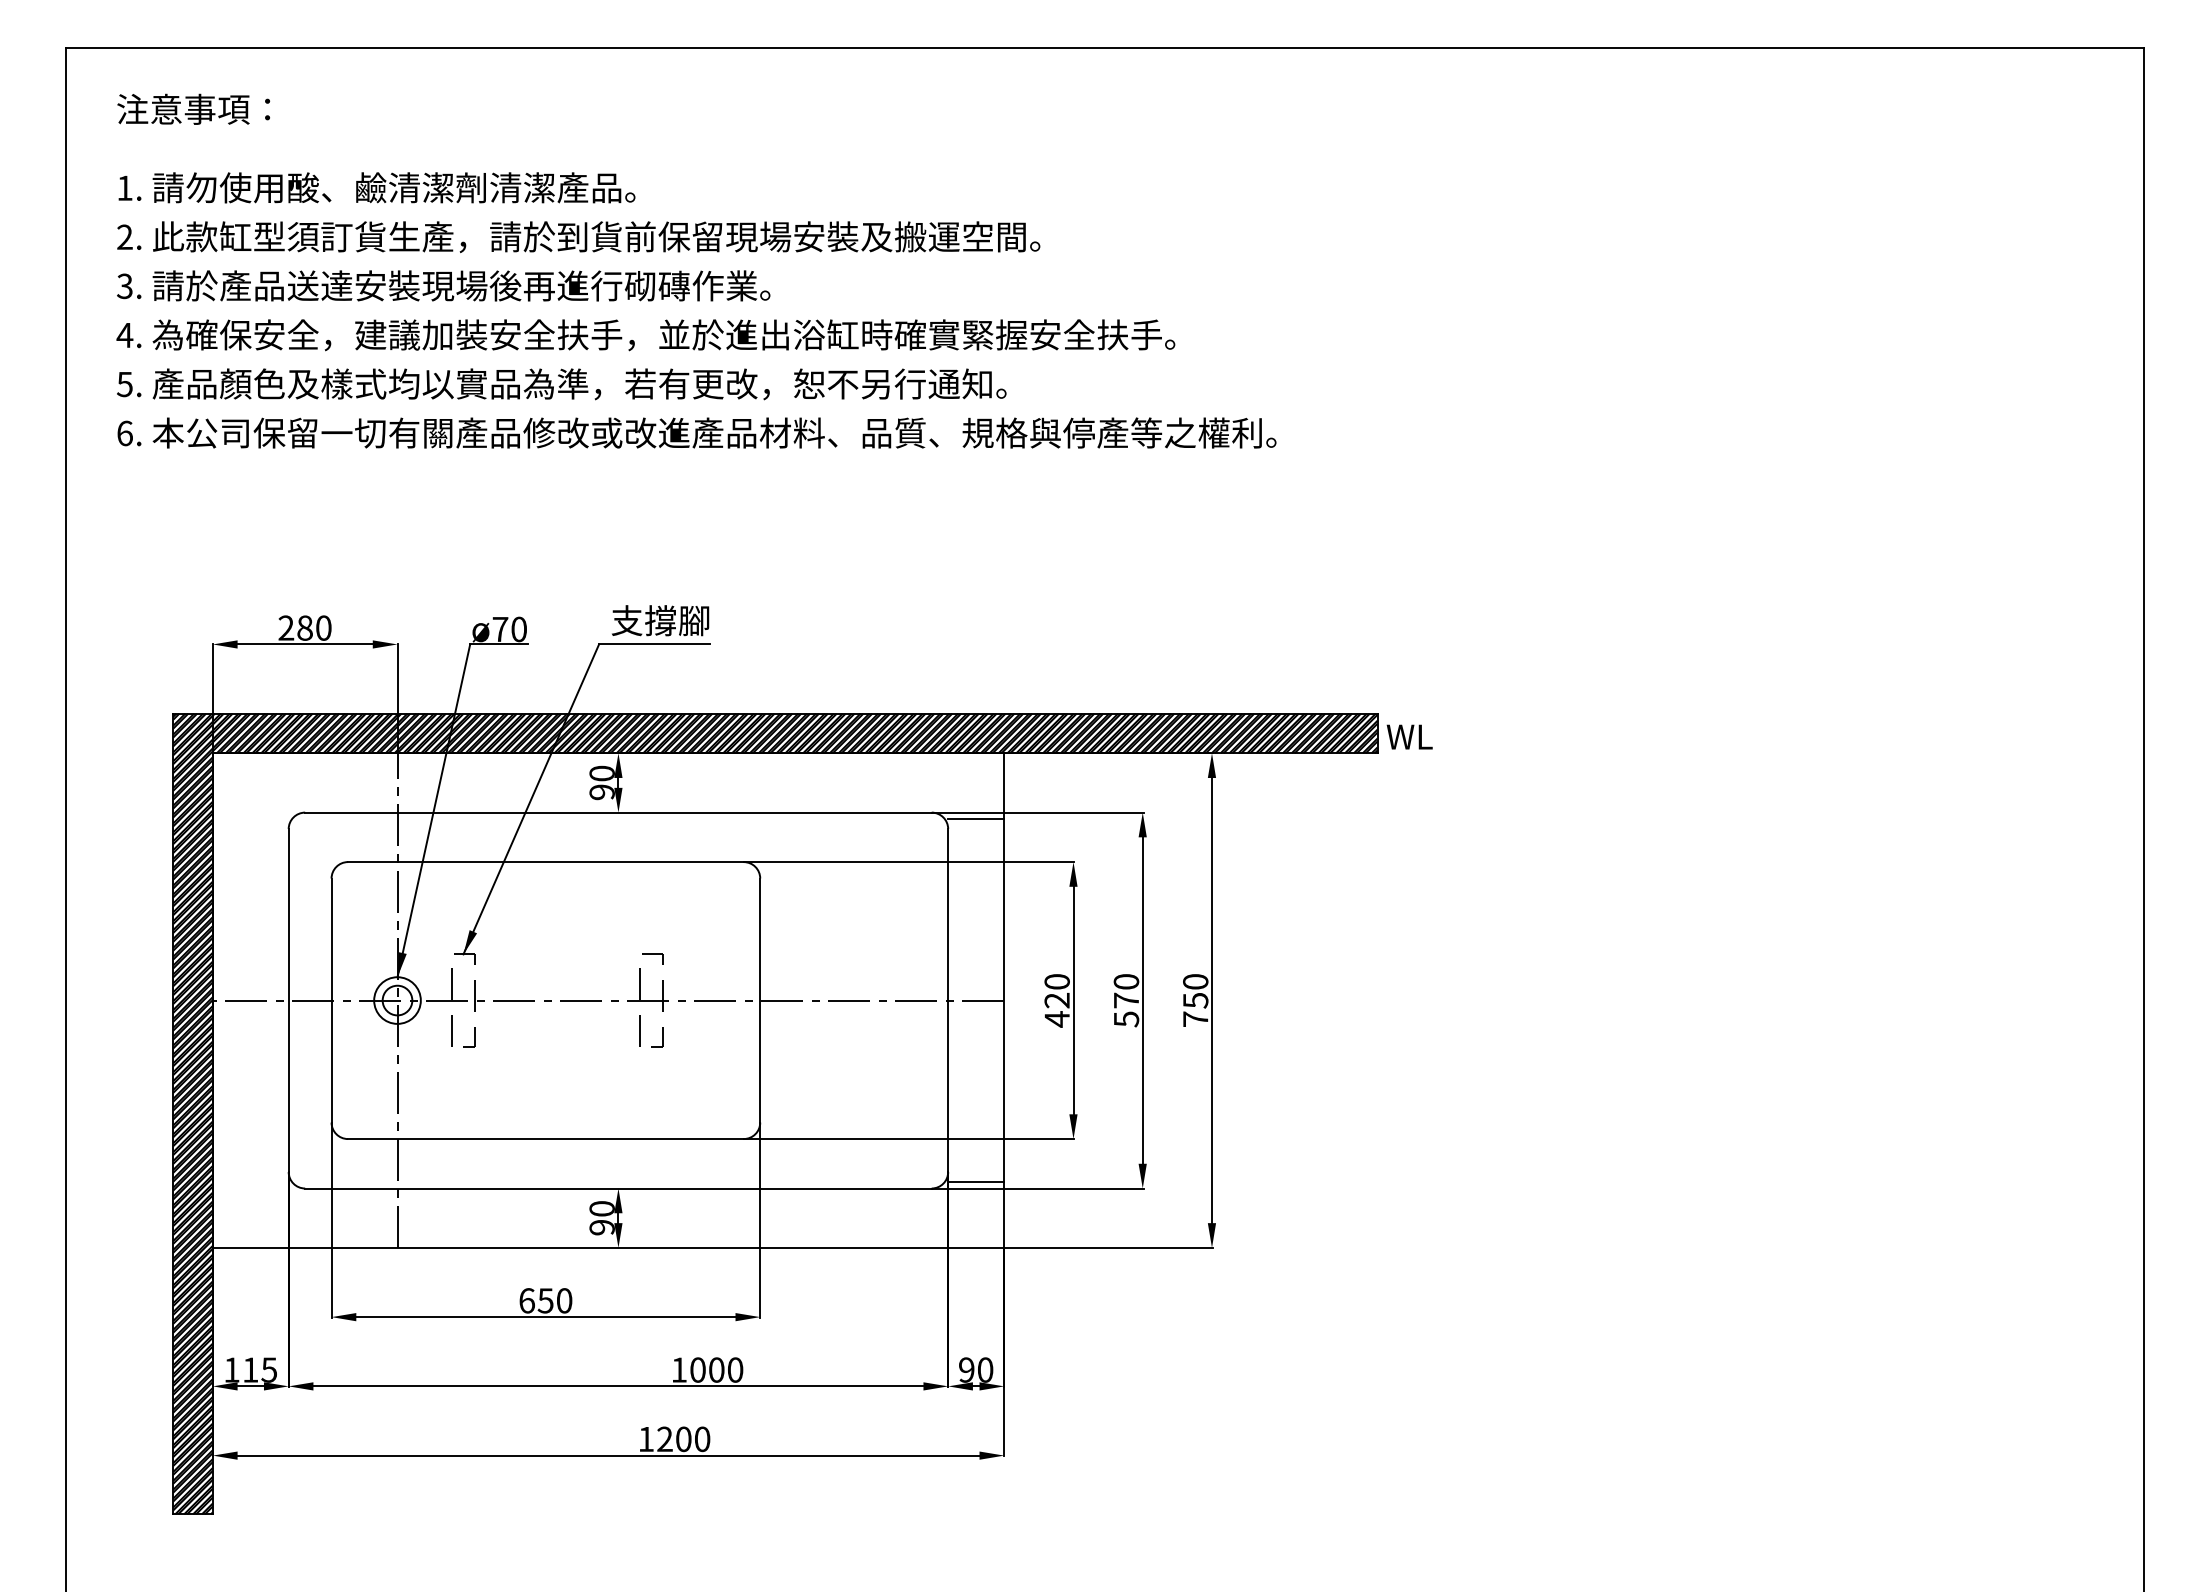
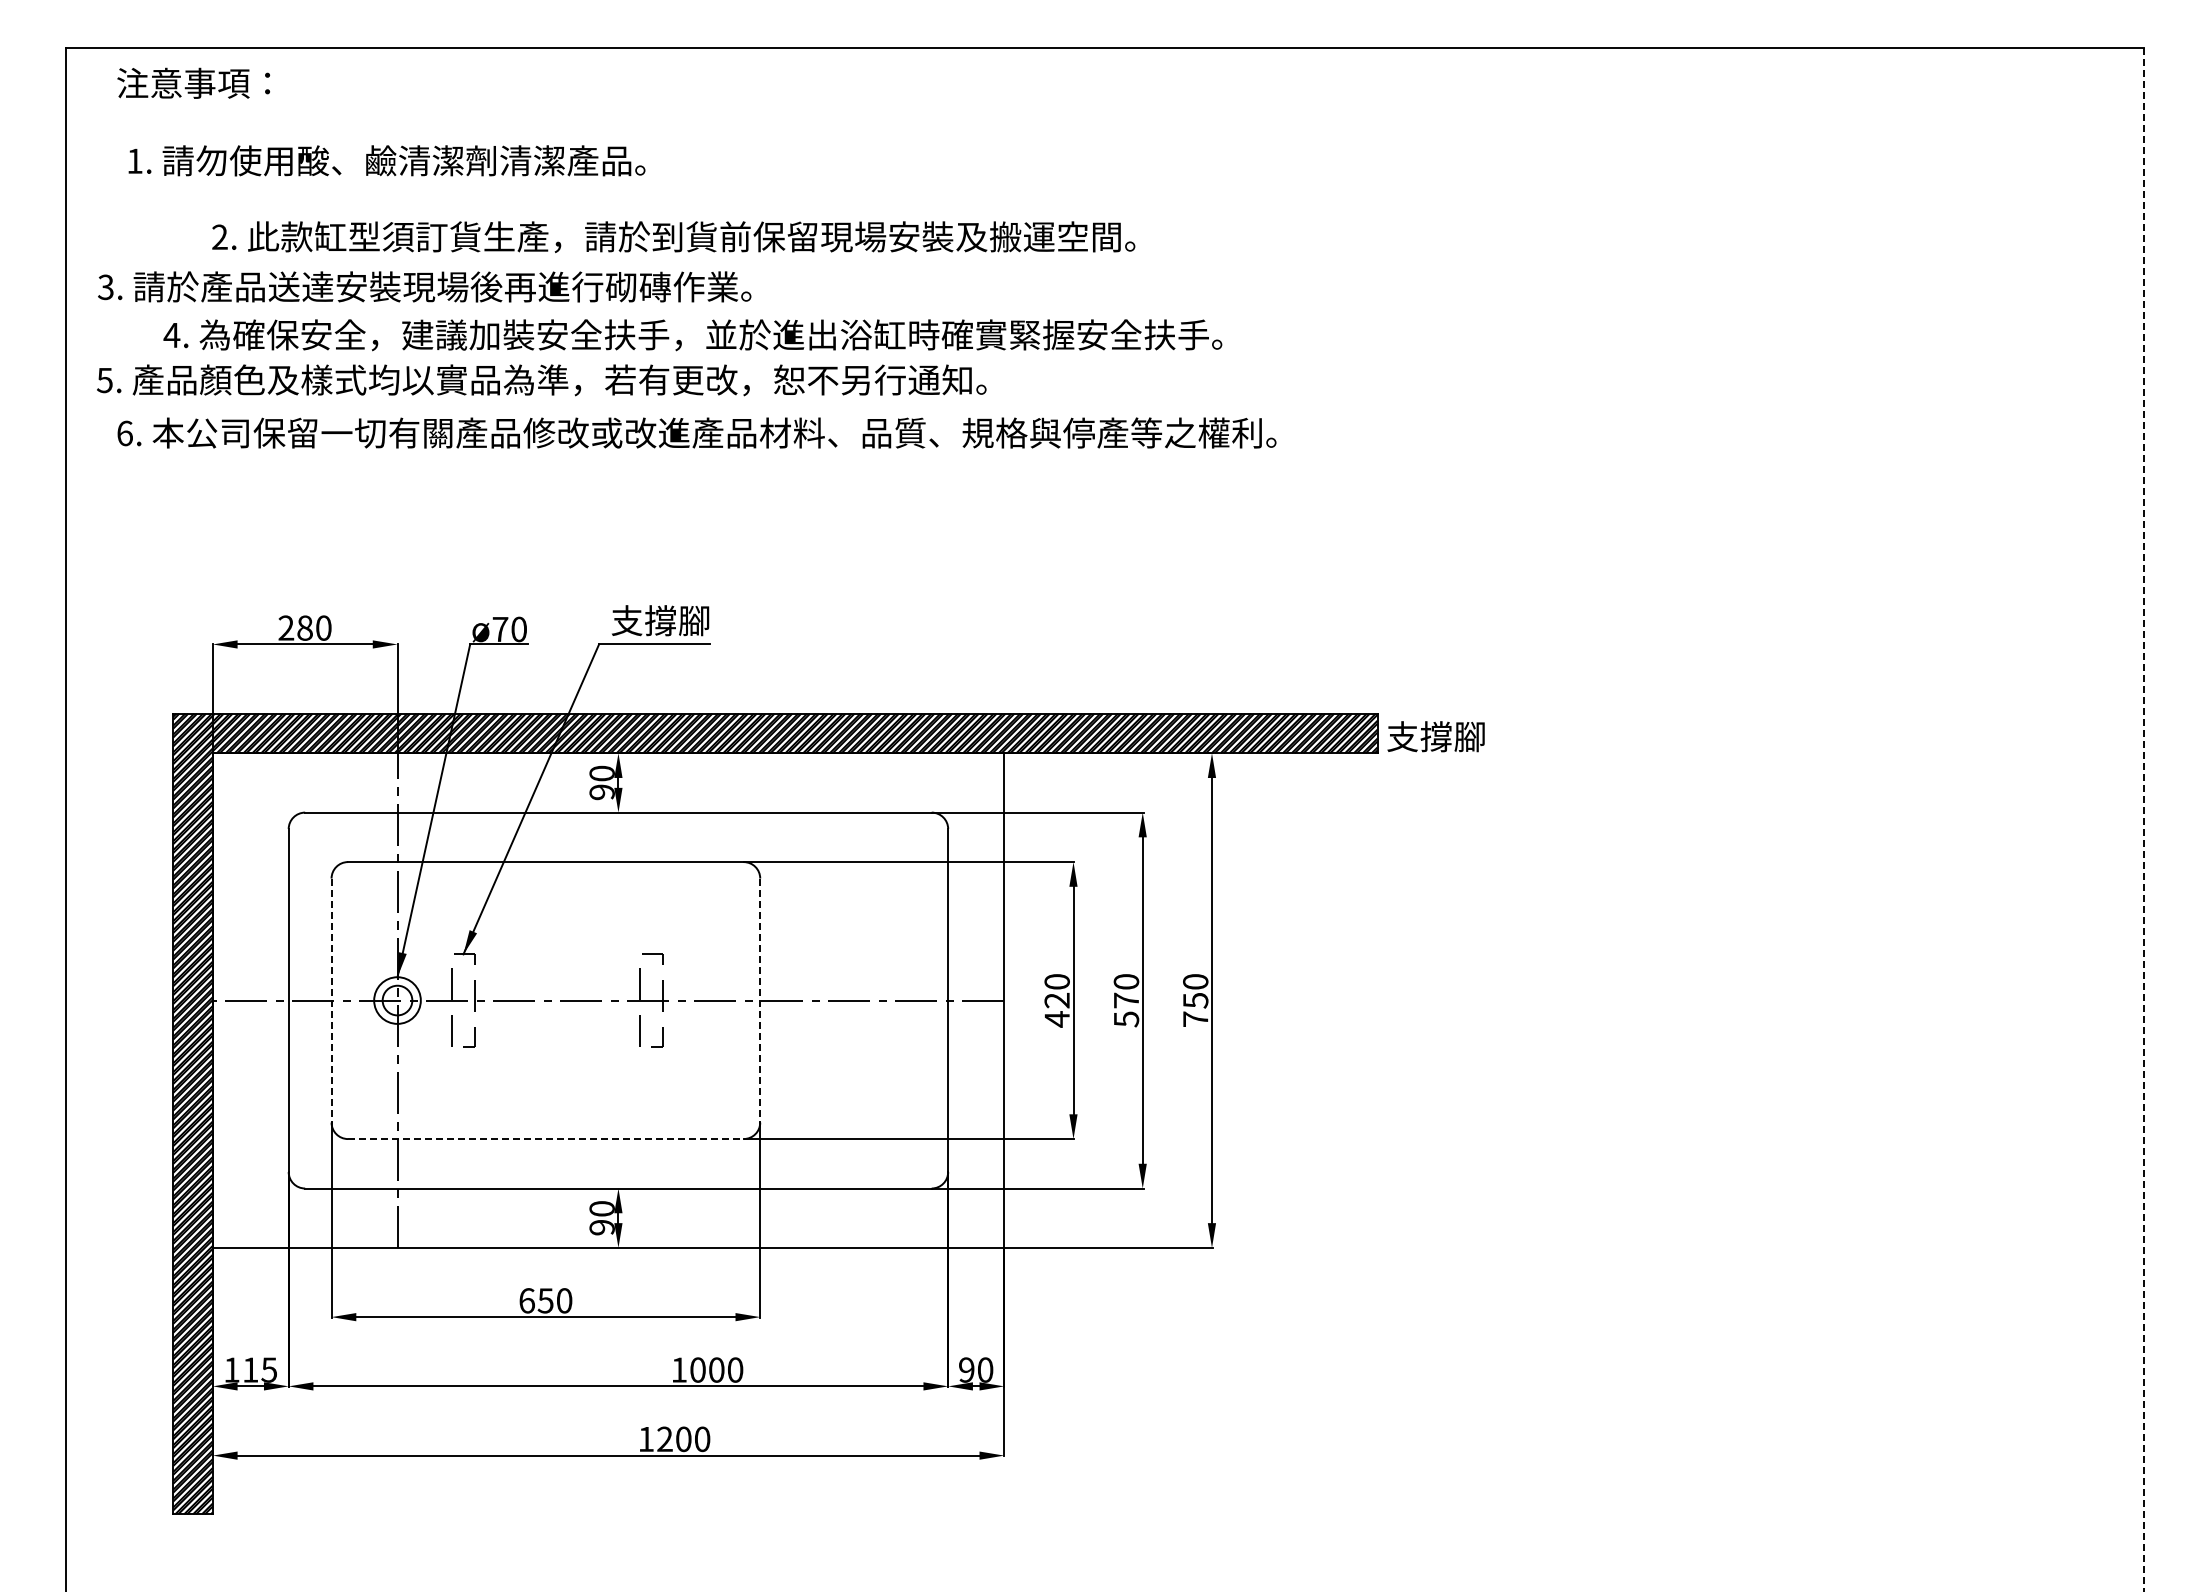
text position: (193, 108) -> (193, 82) (193, 82)
text position: (376, 187) -> (386, 160) (386, 160)
text position: (578, 236) -> (673, 236) (673, 236)
text position: (443, 285) -> (424, 286) (424, 286)
text position: (645, 335) -> (692, 335) (692, 335)
text position: (561, 384) -> (541, 380) (541, 380)
text: WL -> 支撐腳 (1435, 736)
line: present -> none (976, 819)
line: solid -> dashed (2143, 819)
line: solid -> dashed (331, 1001)
line: solid -> dashed (760, 1001)
line: solid -> dashed (545, 1139)
line: present -> none (976, 1181)
